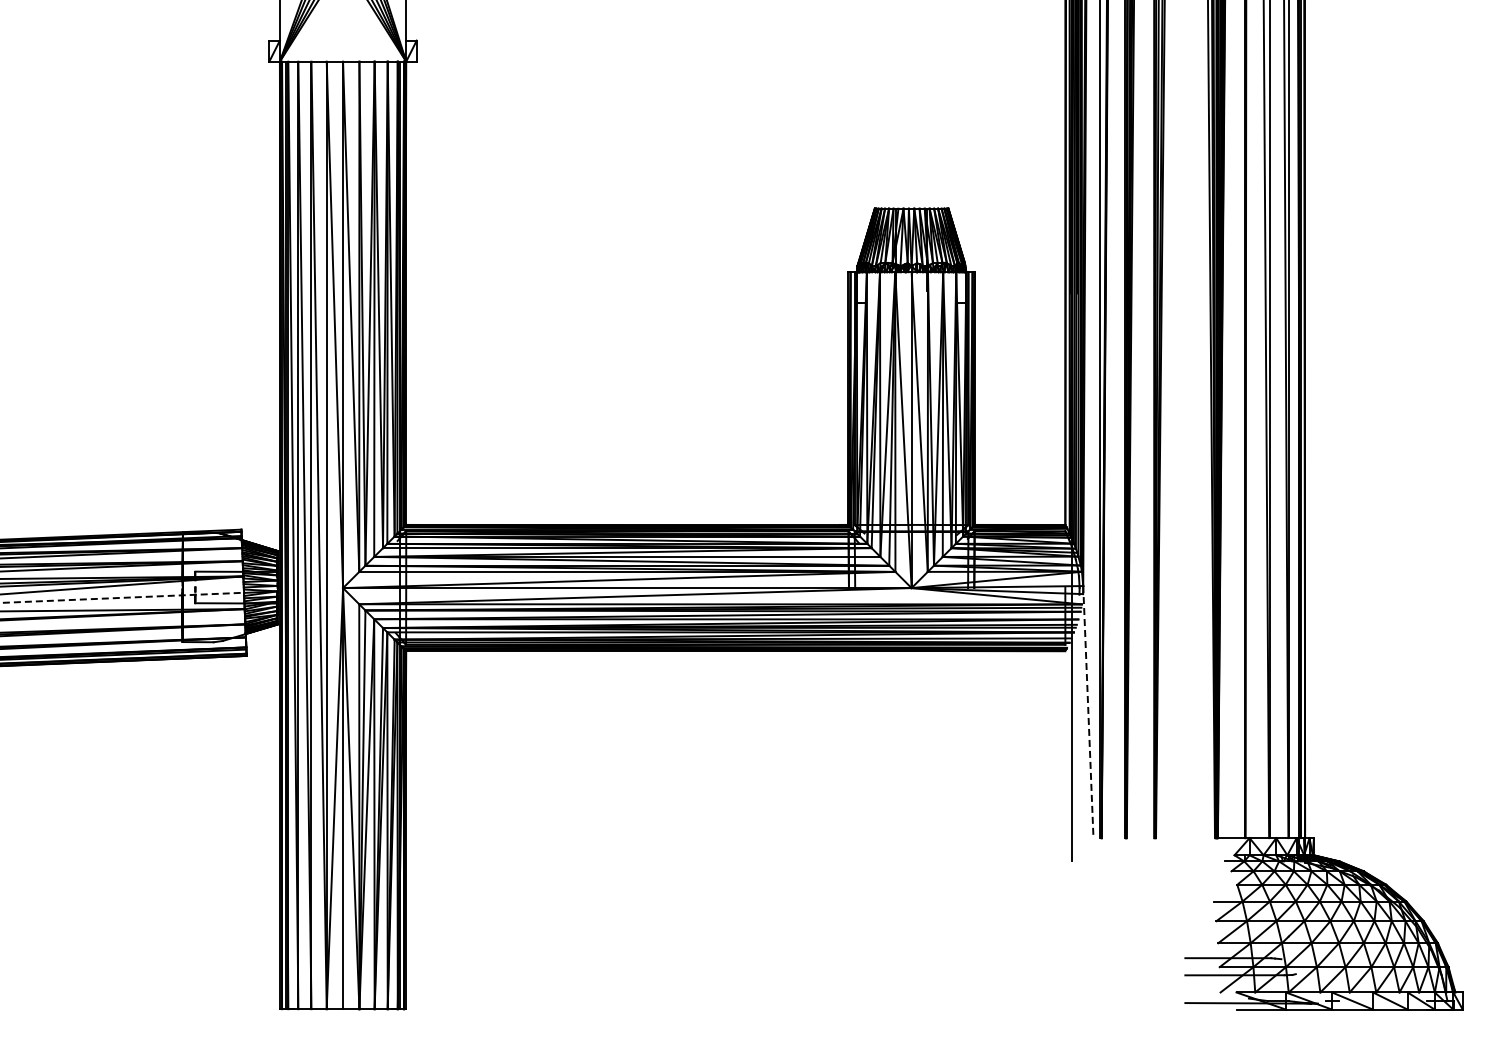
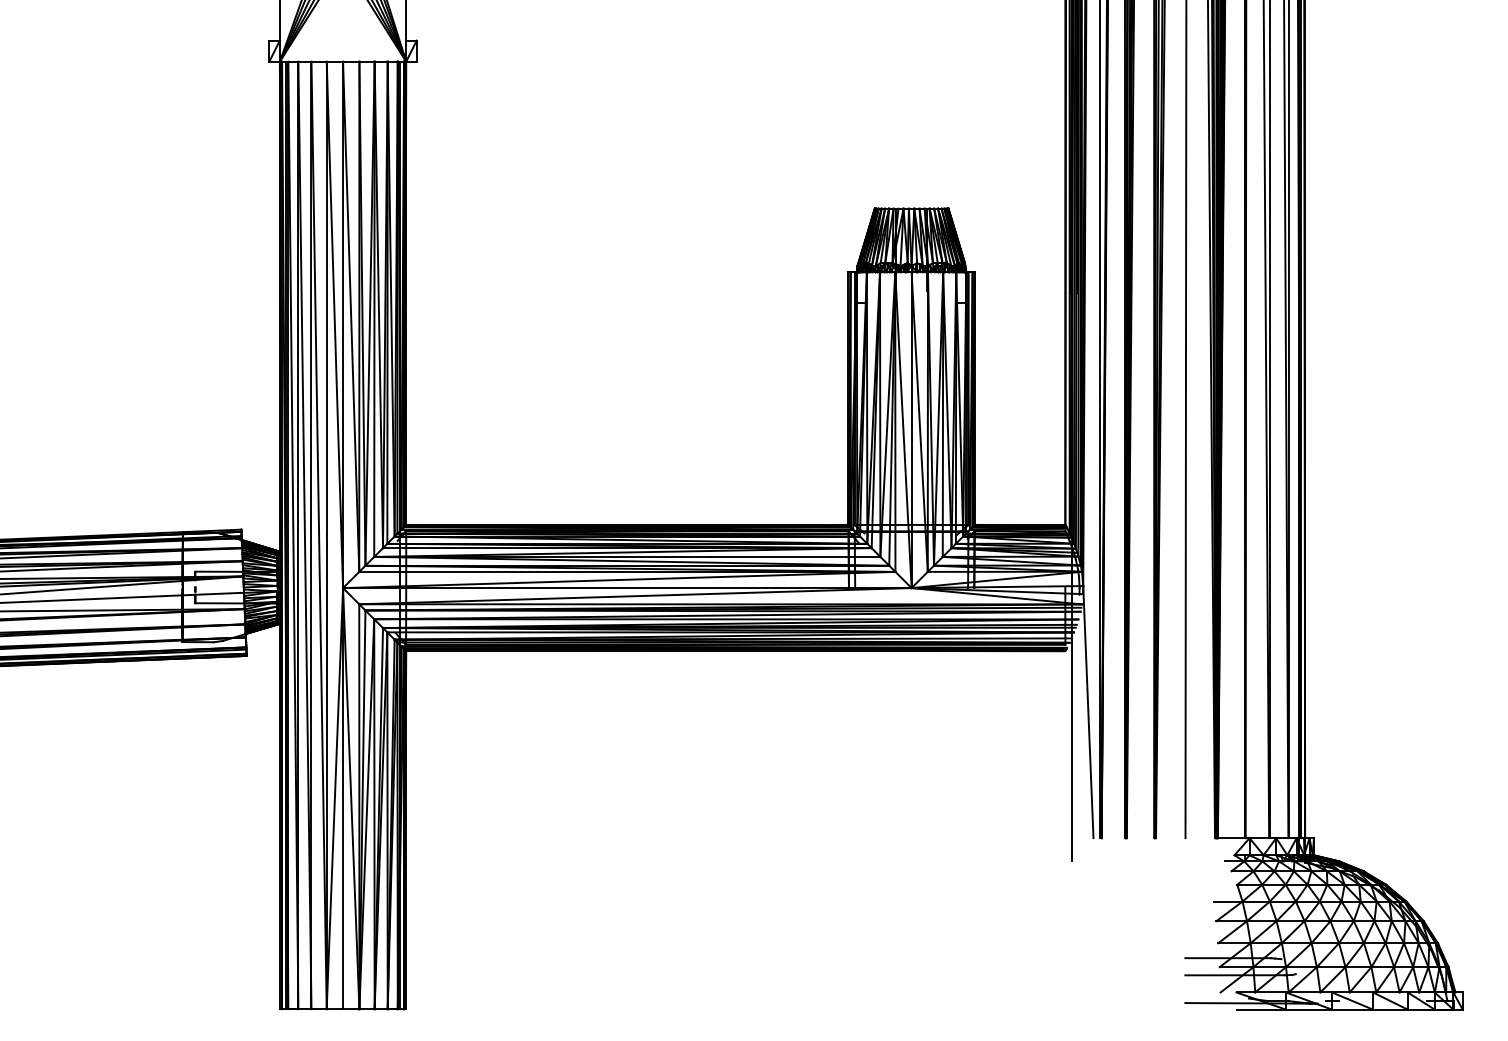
line: none -> present (1185, 420)
line: dashed -> solid (122, 597)
line: dashed -> solid (1088, 712)
